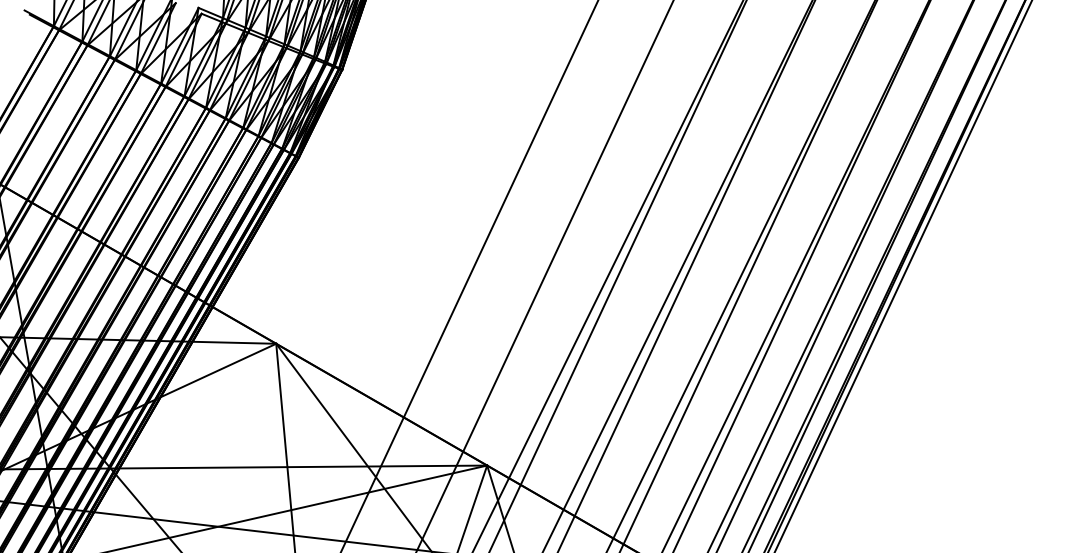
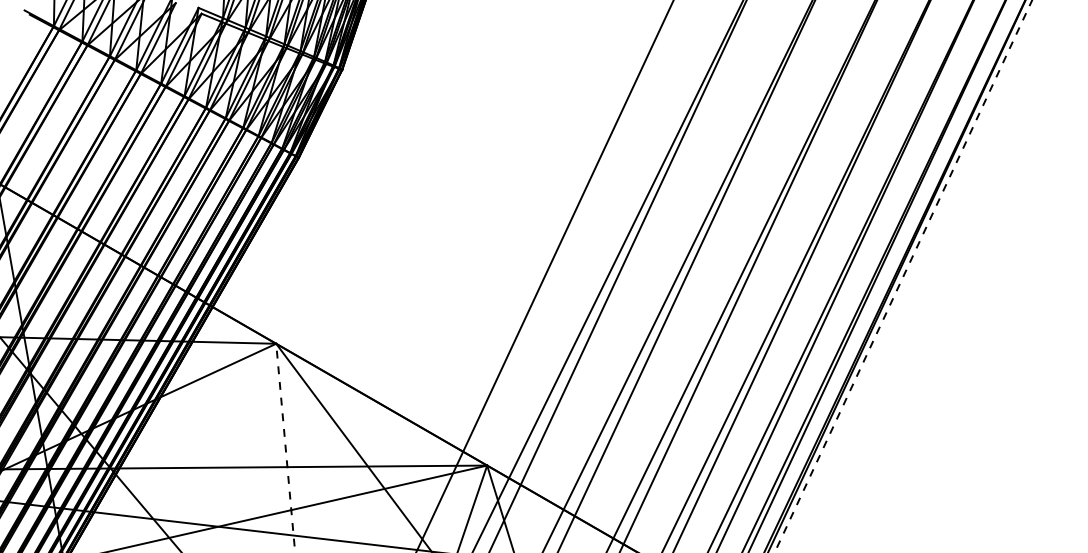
line: present -> none (469, 275)
line: solid -> dashed (903, 275)
line: solid -> dashed (285, 448)
